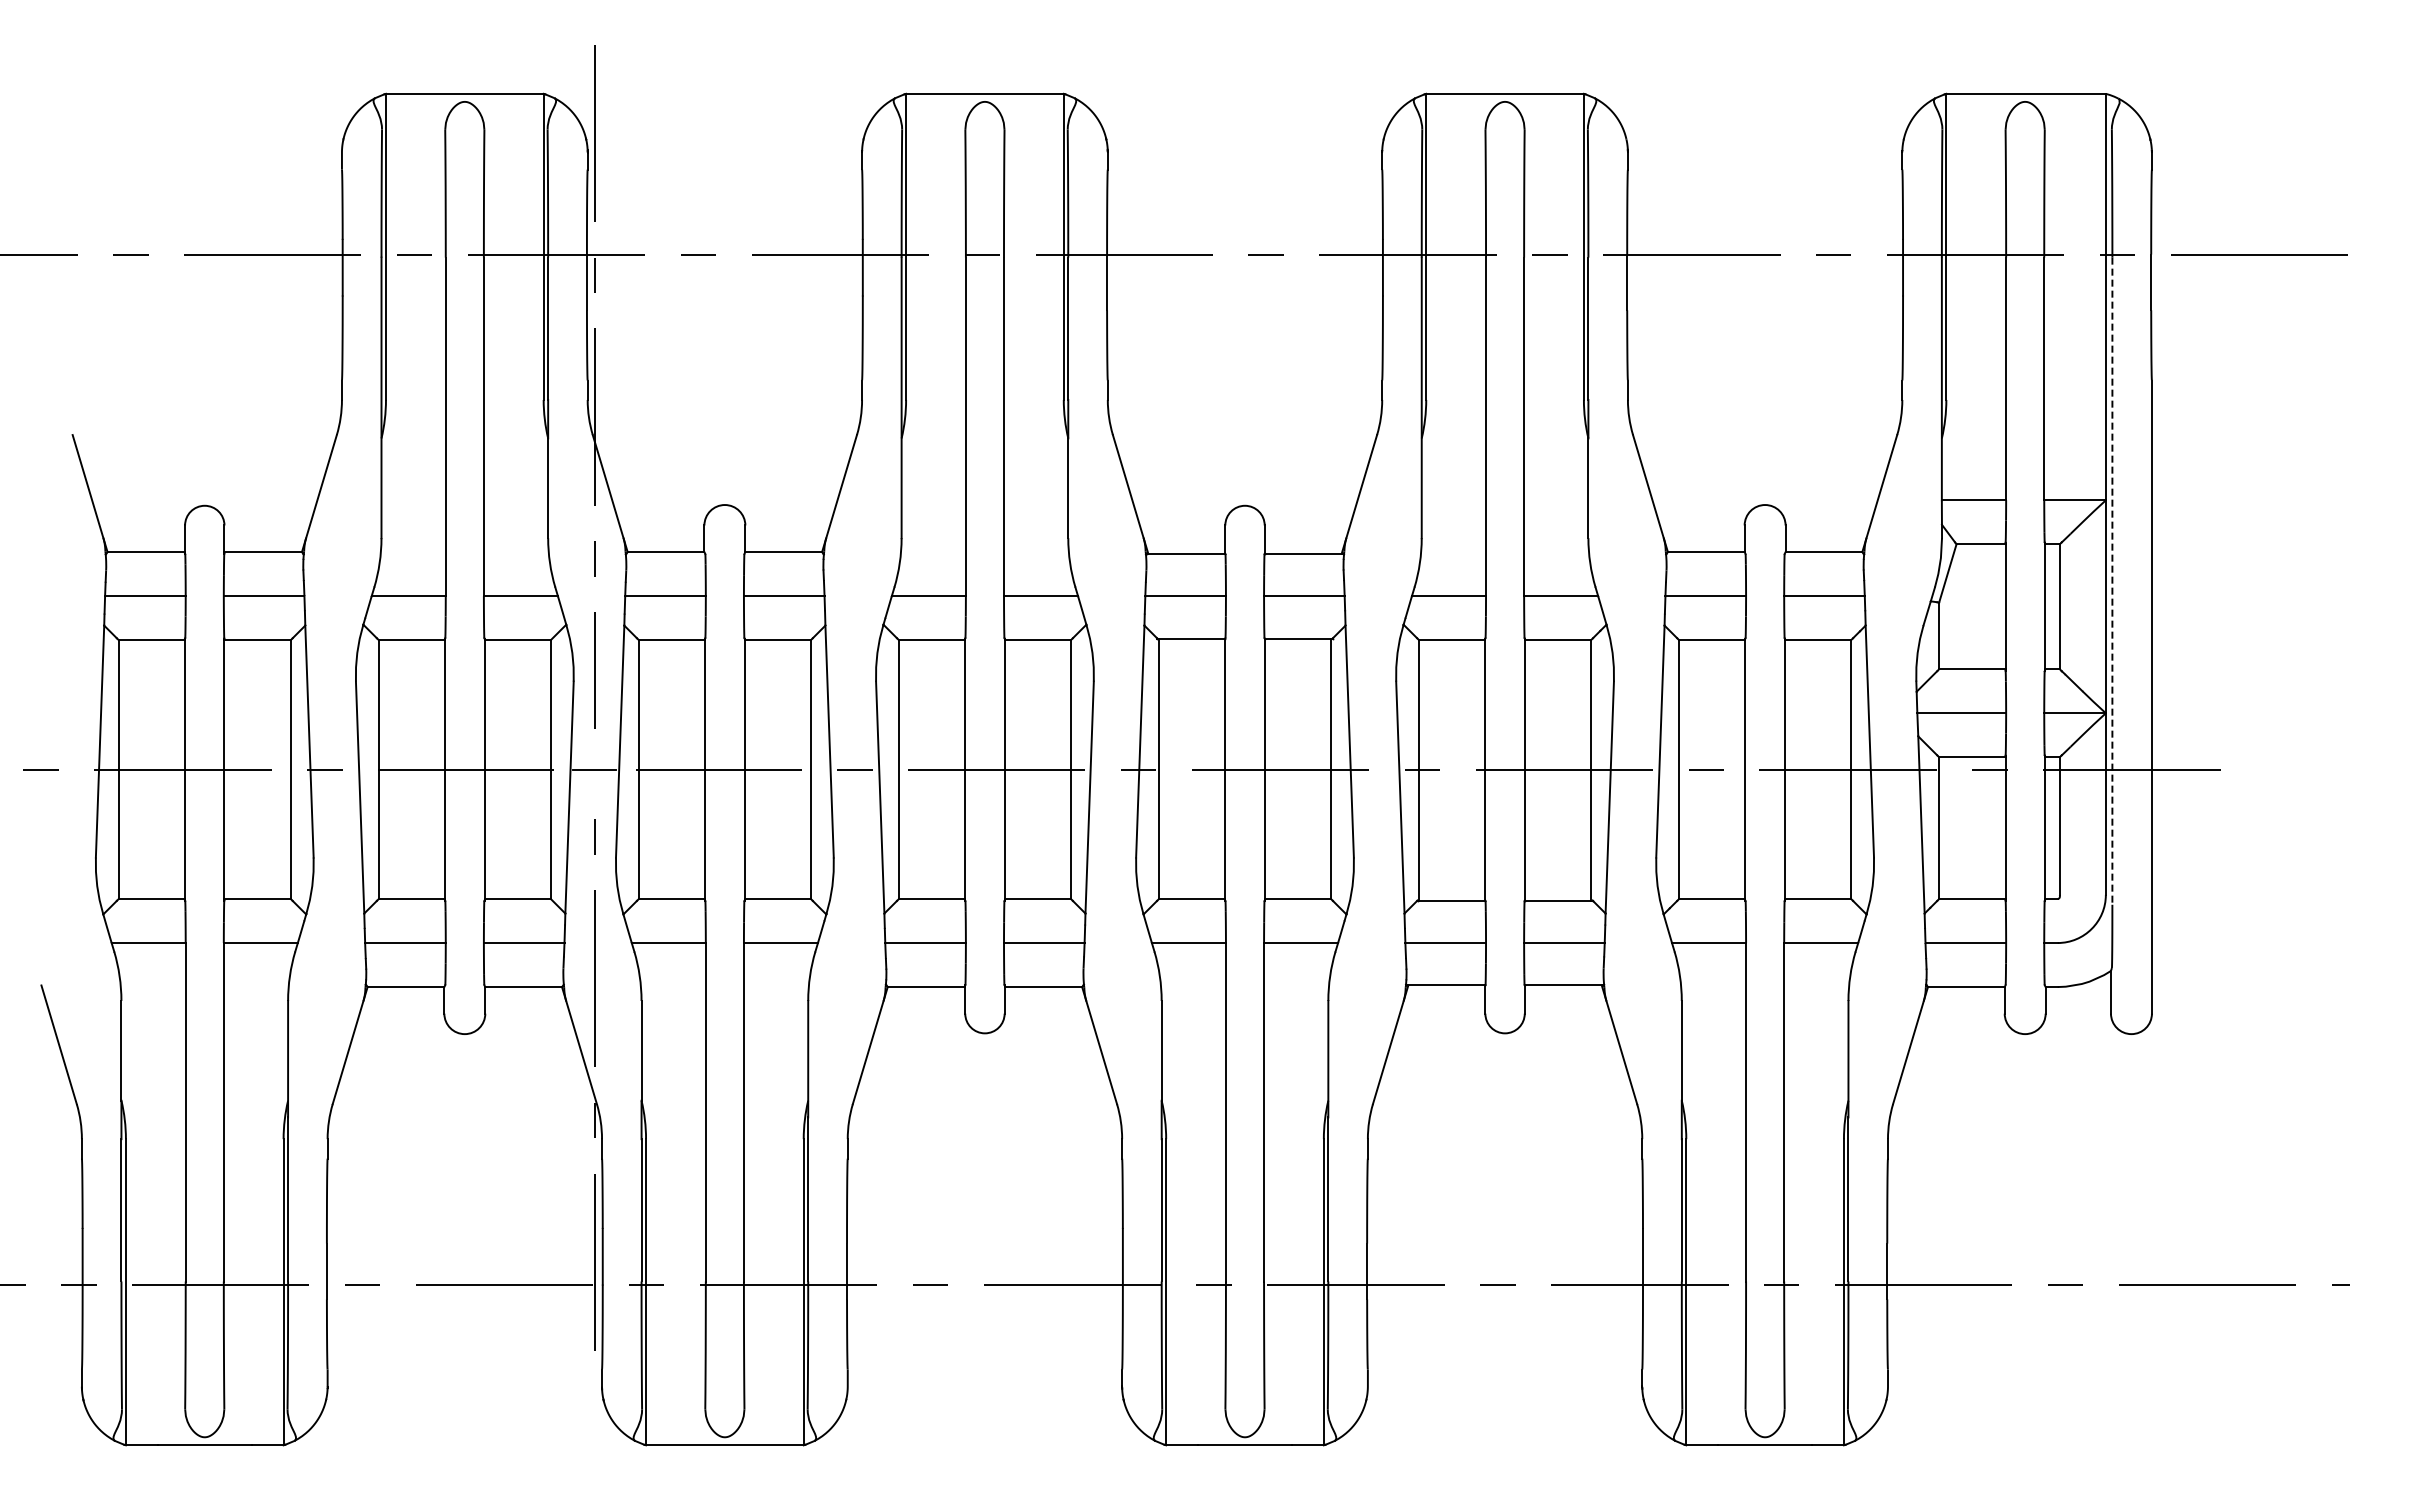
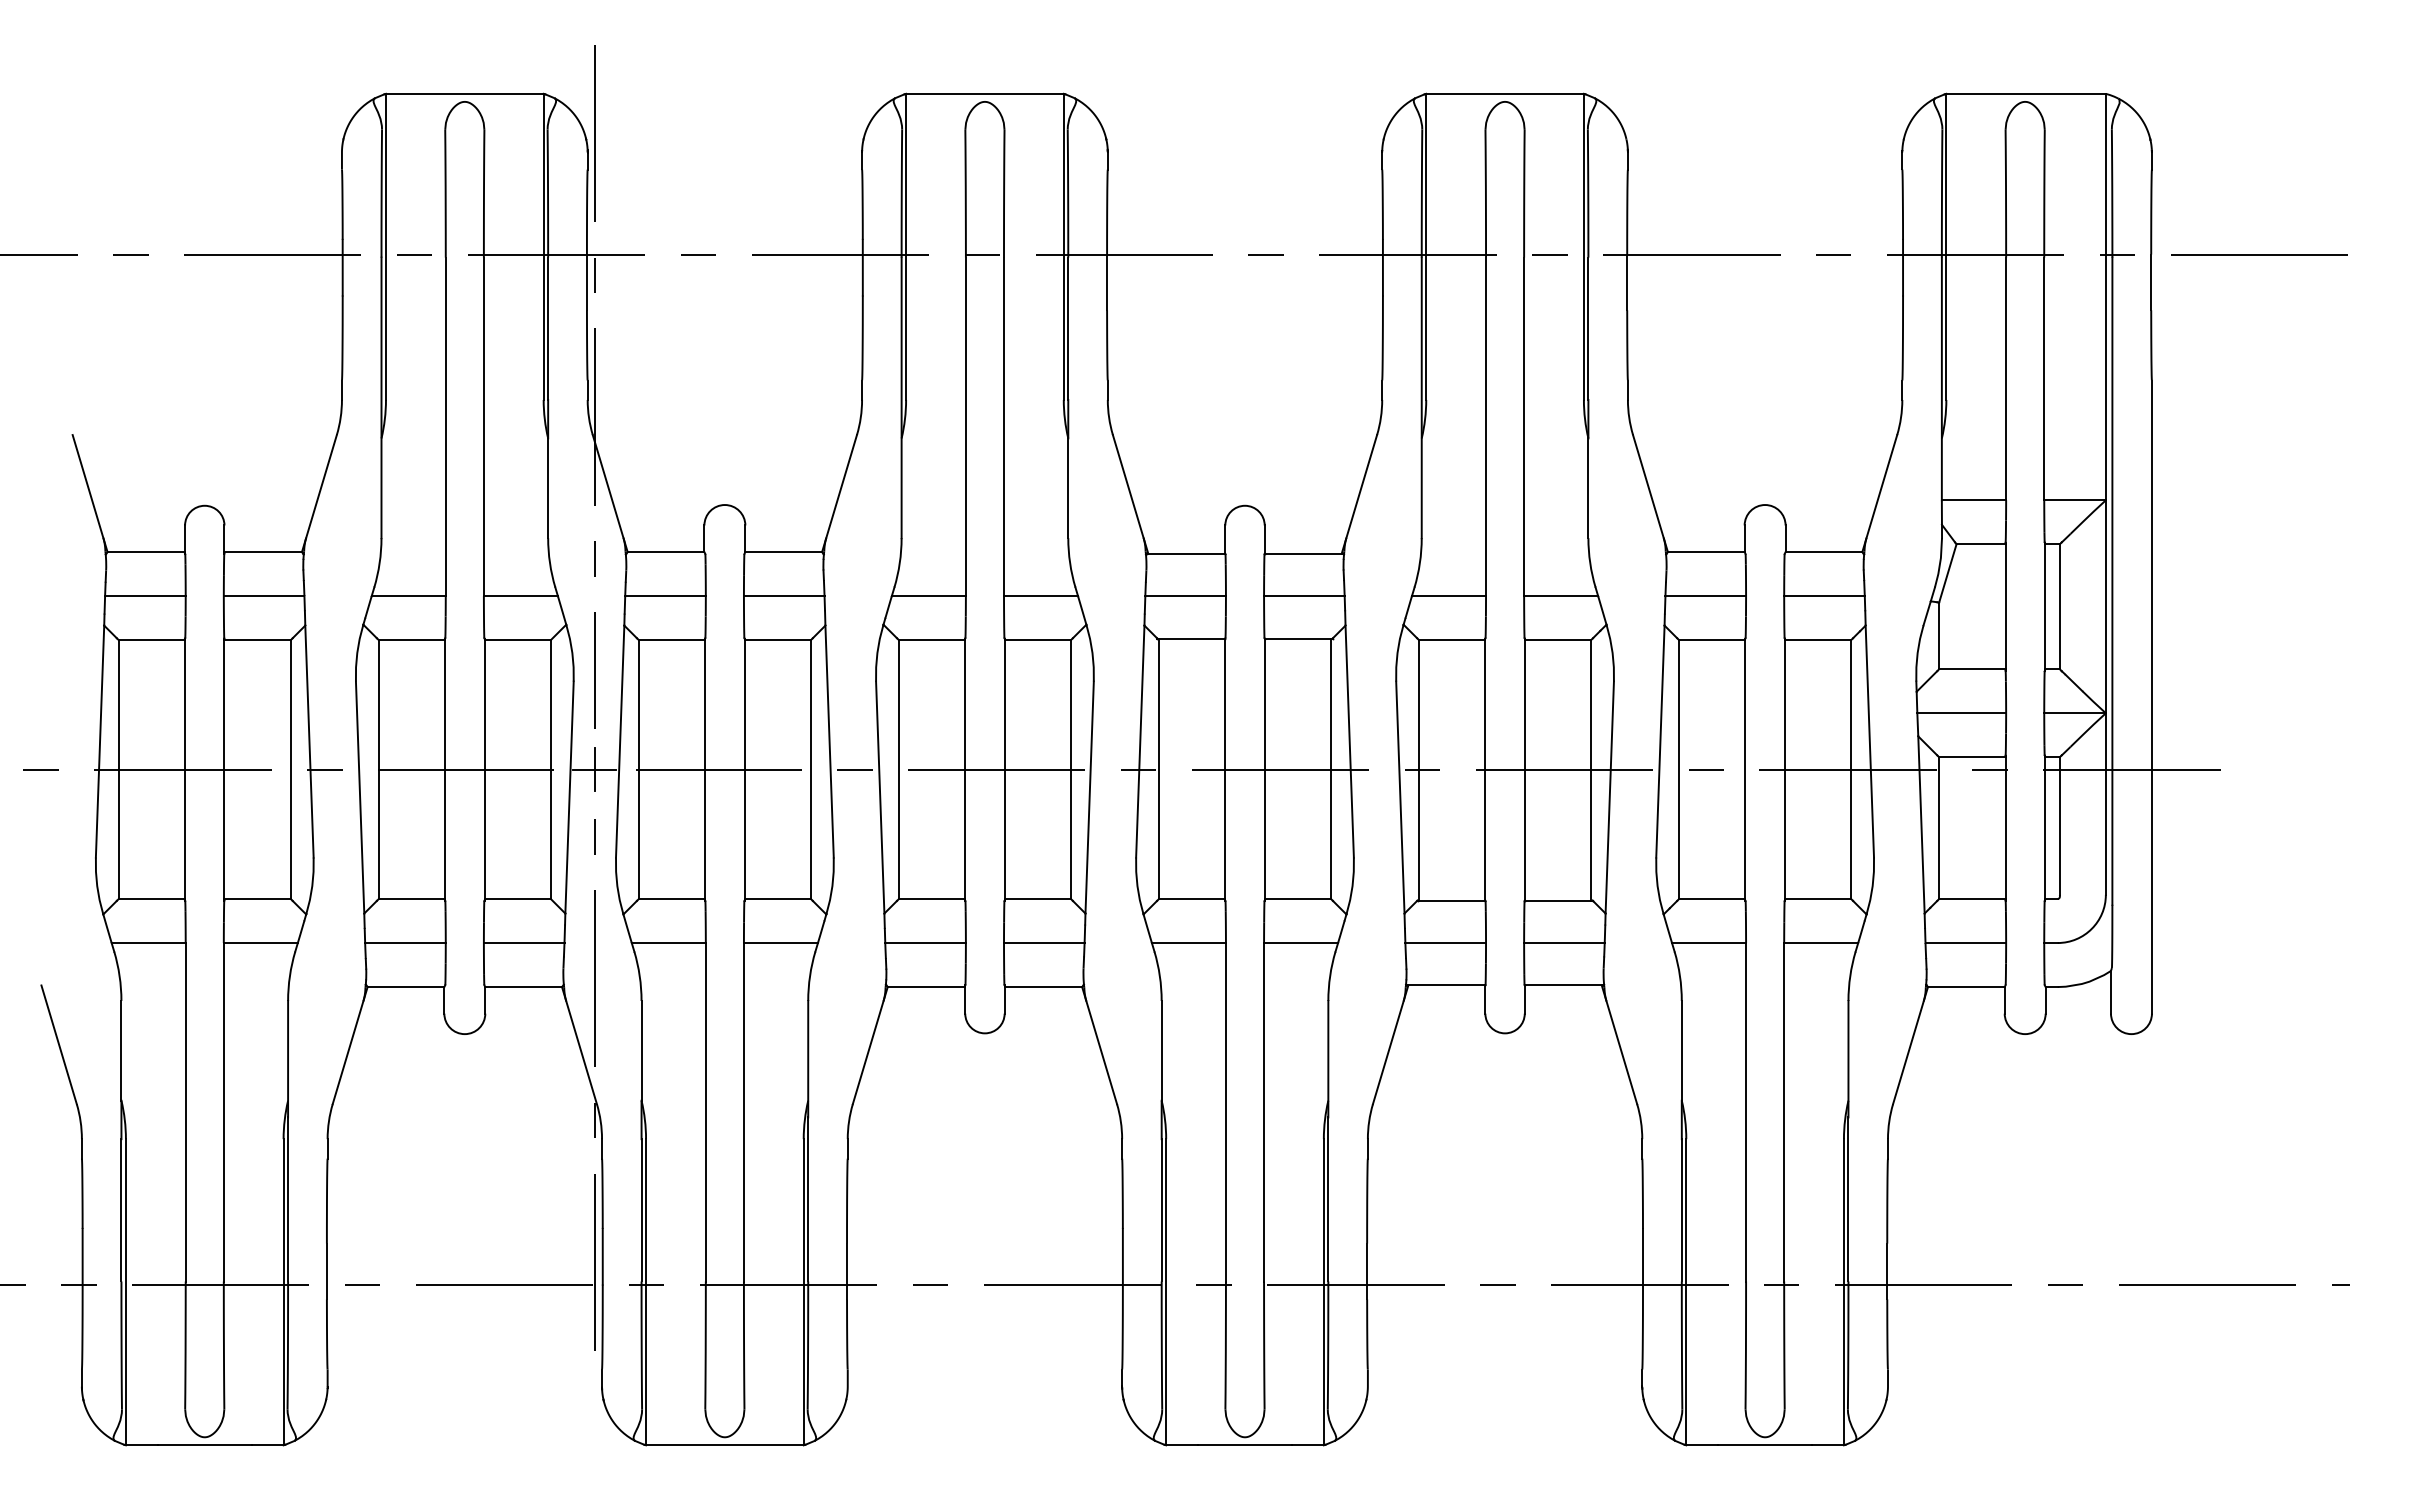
line: dashed -> solid (2112, 581)
line: none -> present (594, 769)
